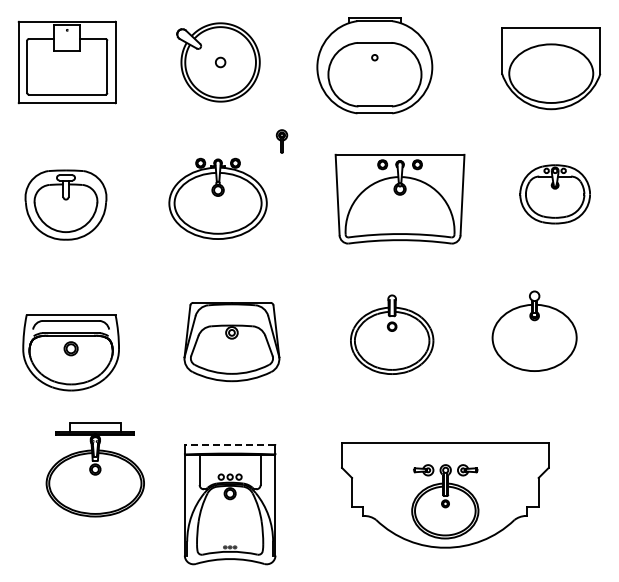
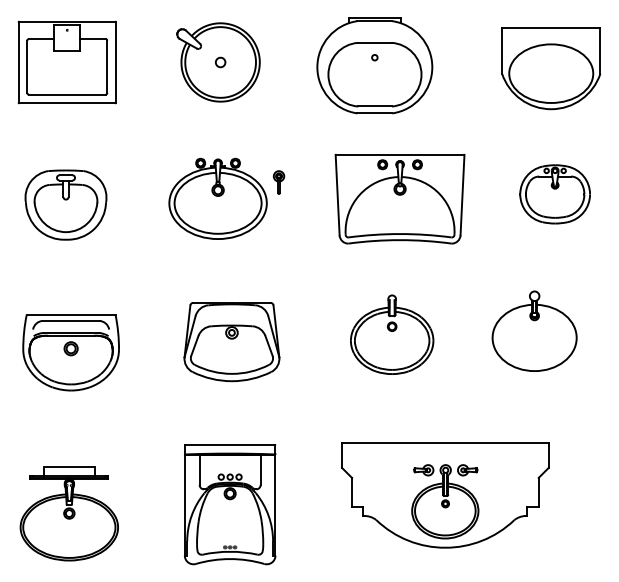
part position: (281, 141) -> (278, 182) (278, 182)
line: dashed -> solid (230, 444)
part position: (94, 469) -> (68, 513) (68, 513)
